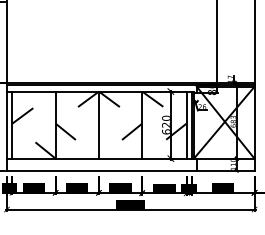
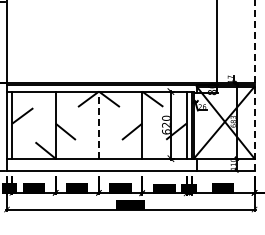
line: solid -> dashed (254, 84)
line: solid -> dashed (98, 125)
